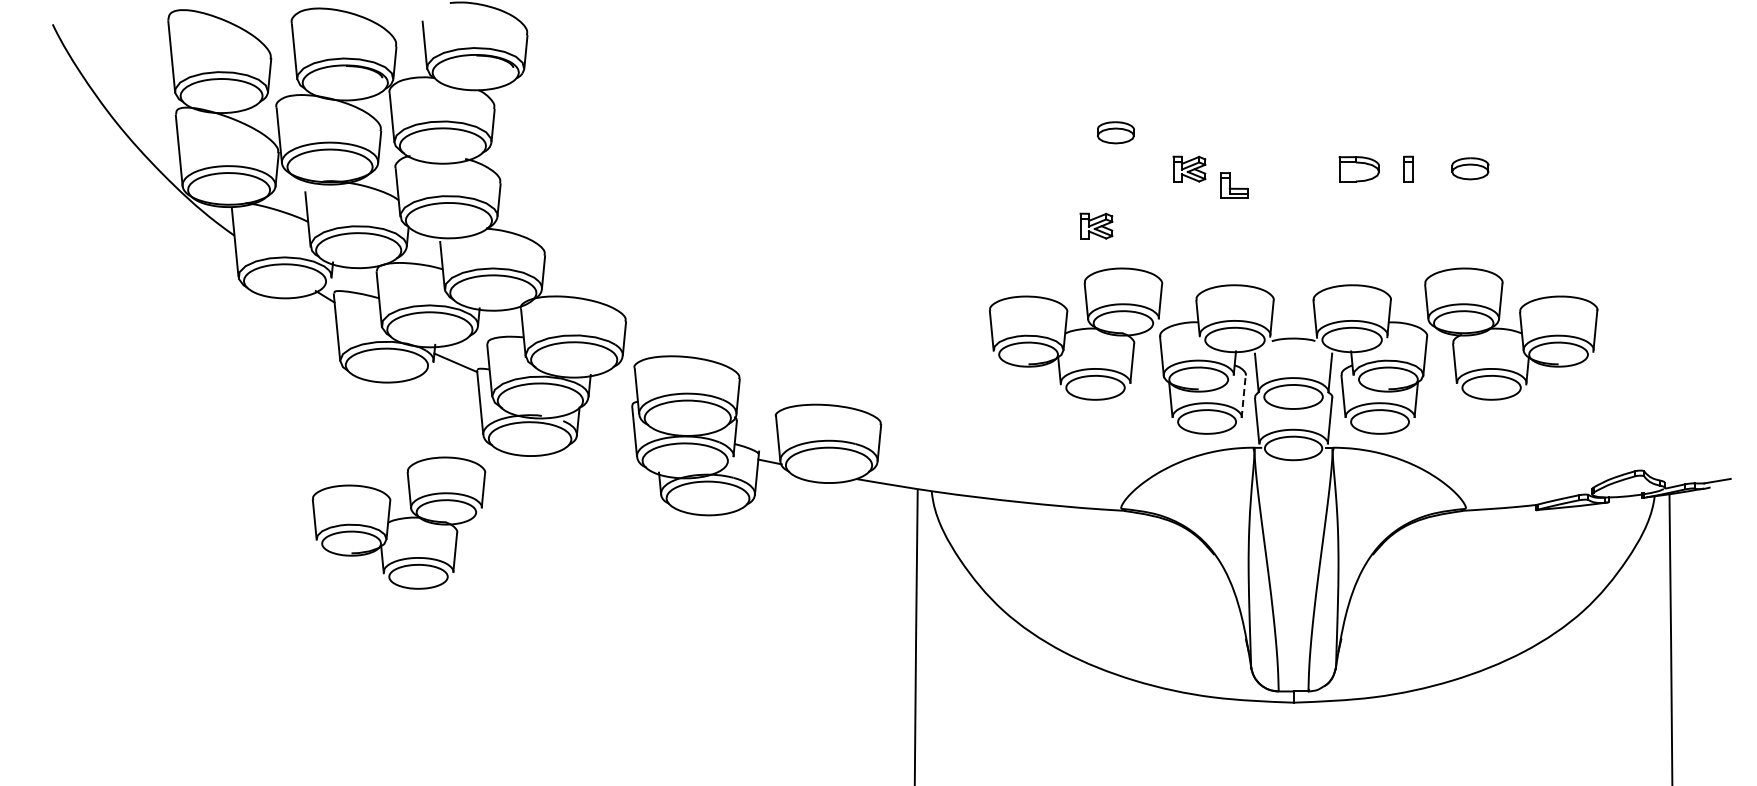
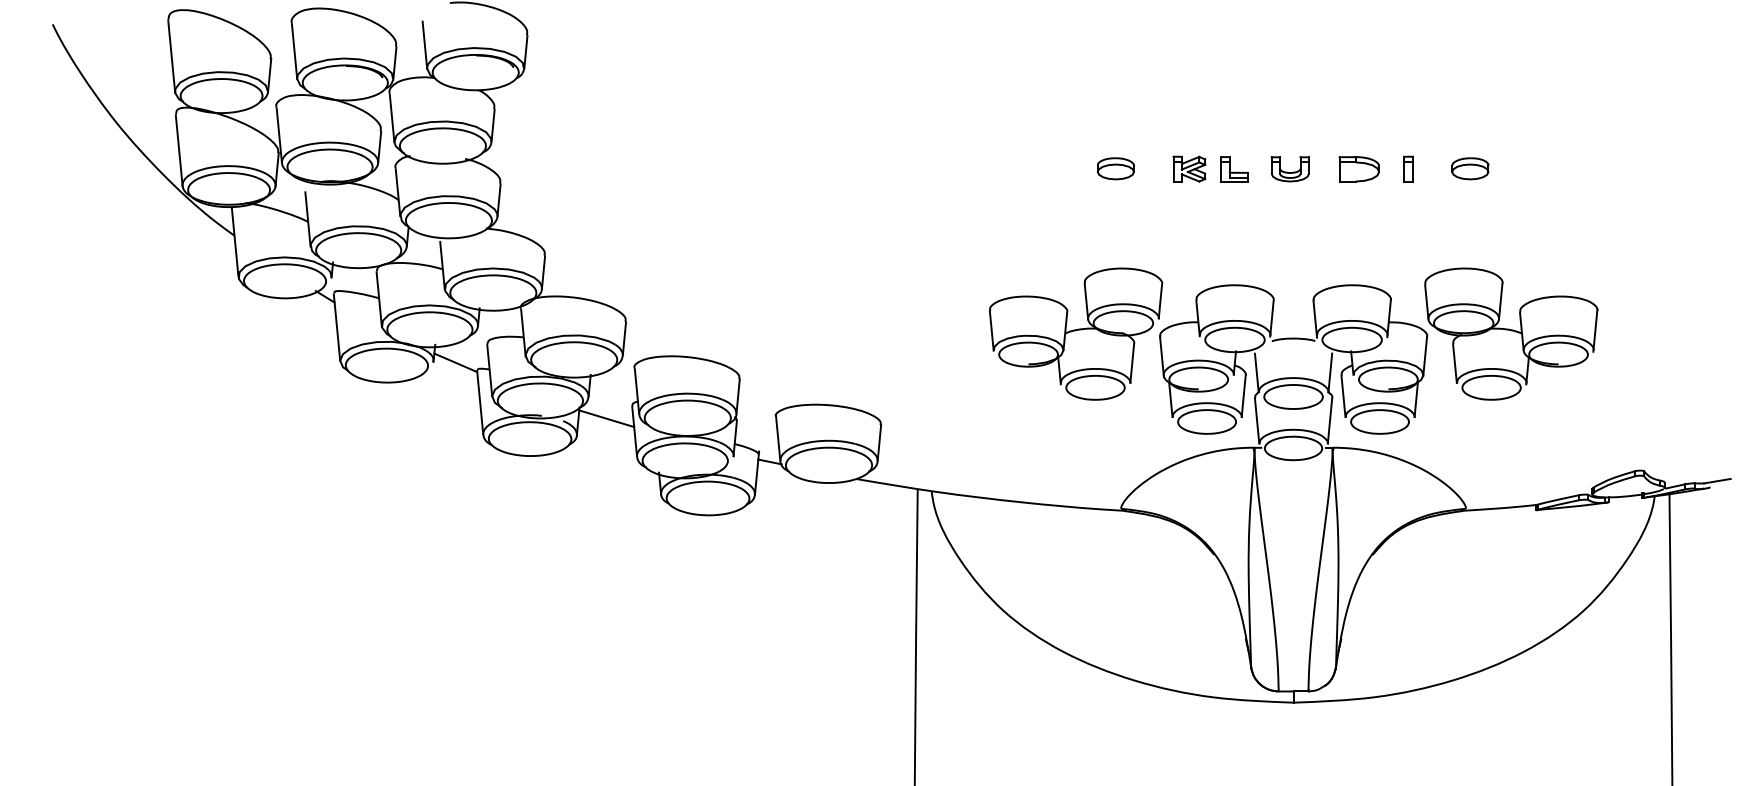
part position: (1115, 132) -> (1115, 168) (1115, 168)
part: none -> present (1289, 169)
part position: (1234, 185) -> (1234, 169) (1234, 169)
part: present -> none (1096, 225)
line: dashed -> solid (1243, 396)
line: none -> present (606, 418)
part: present -> none (399, 522)
